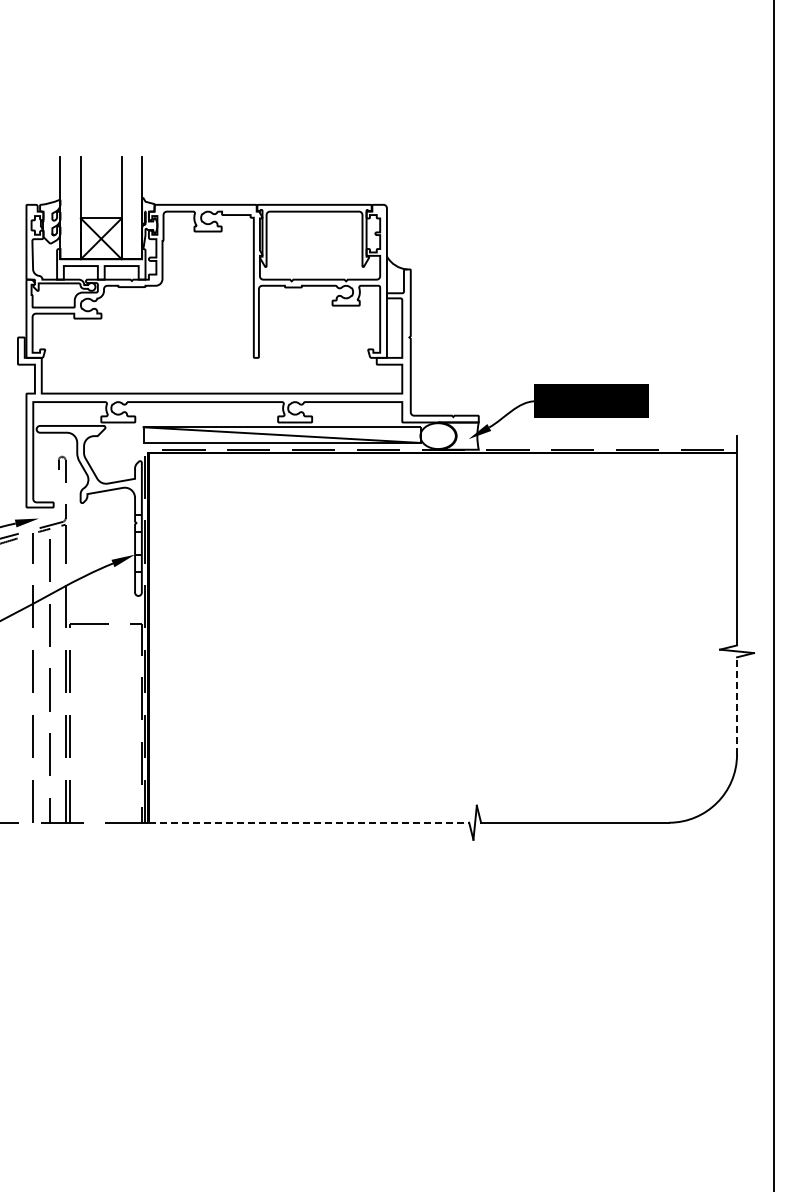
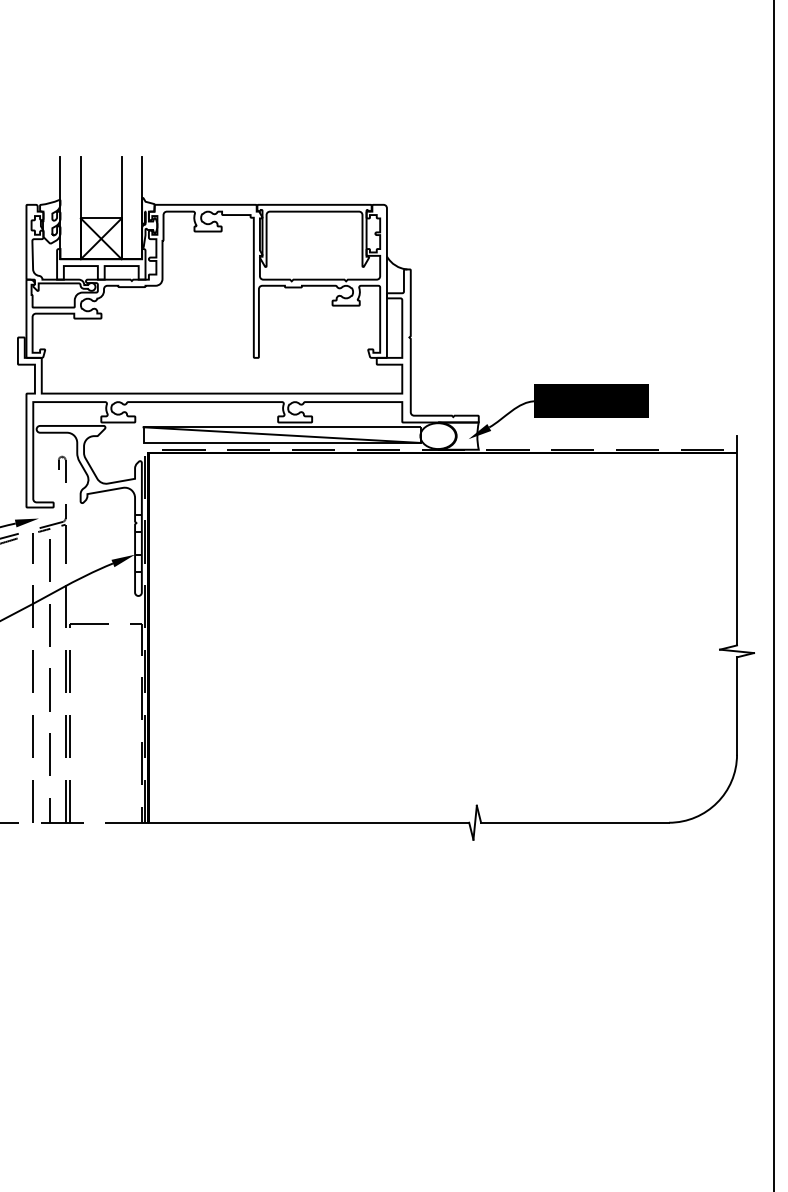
line: dashed -> solid (737, 706)
line: dashed -> solid (309, 822)
